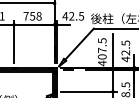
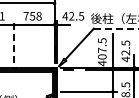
line: solid -> dashed (116, 28)
line: solid -> dashed (14, 41)
